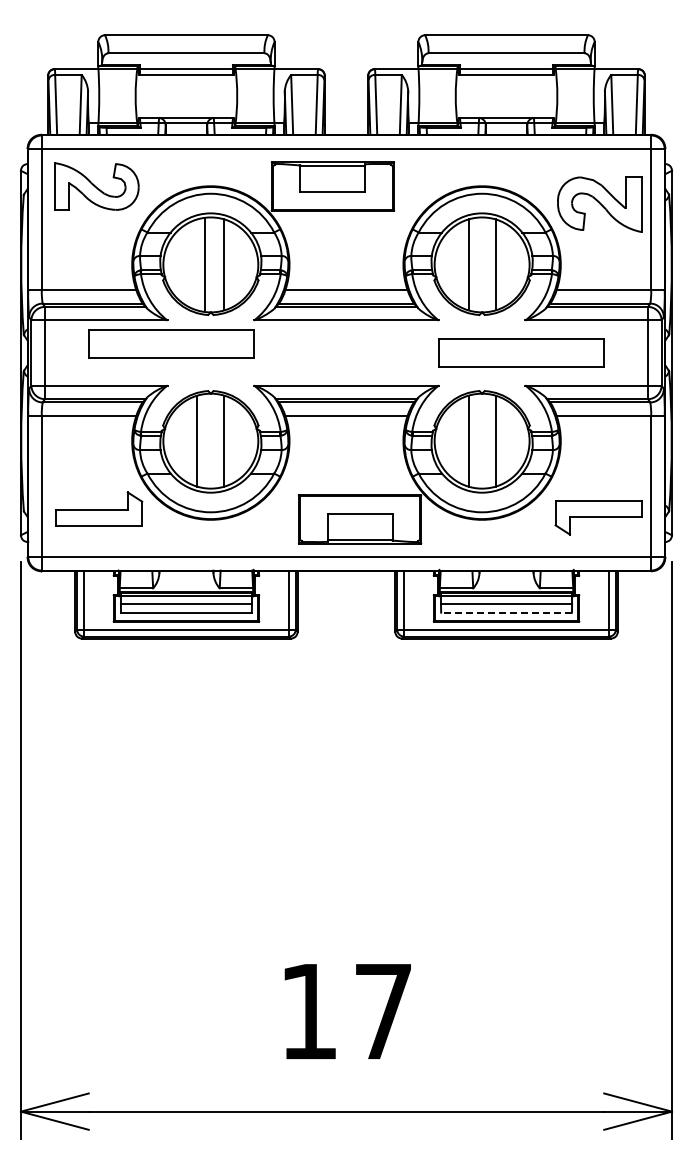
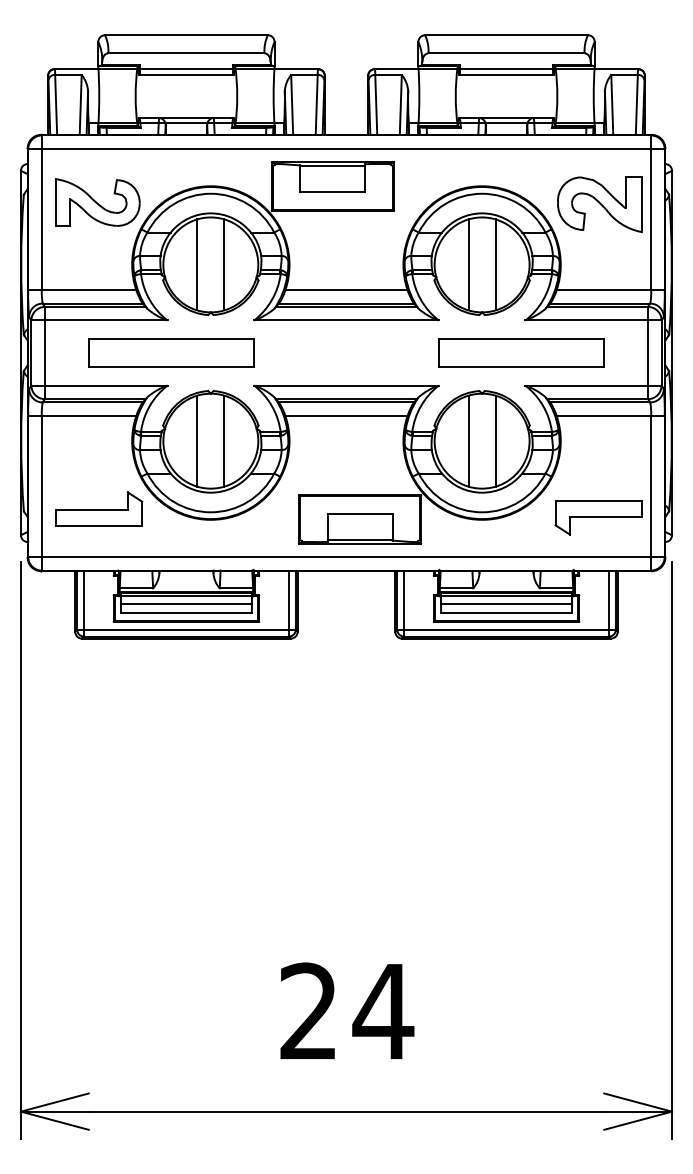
part position: (96, 186) -> (97, 202) (97, 202)
line position: (205, 264) -> (197, 264) (197, 264)
part position: (171, 343) -> (171, 352) (171, 352)
line: dashed -> solid (506, 612)
text: 17 -> 24 (347, 1010)
